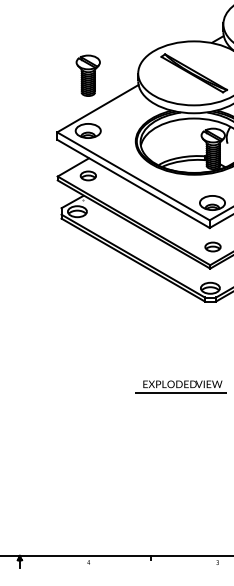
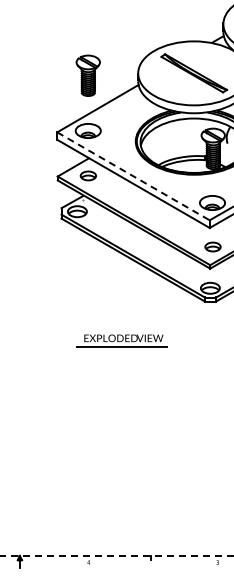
line: solid -> dashed (133, 176)
part position: (180, 386) -> (121, 340) (121, 340)
line: solid -> dashed (116, 556)
